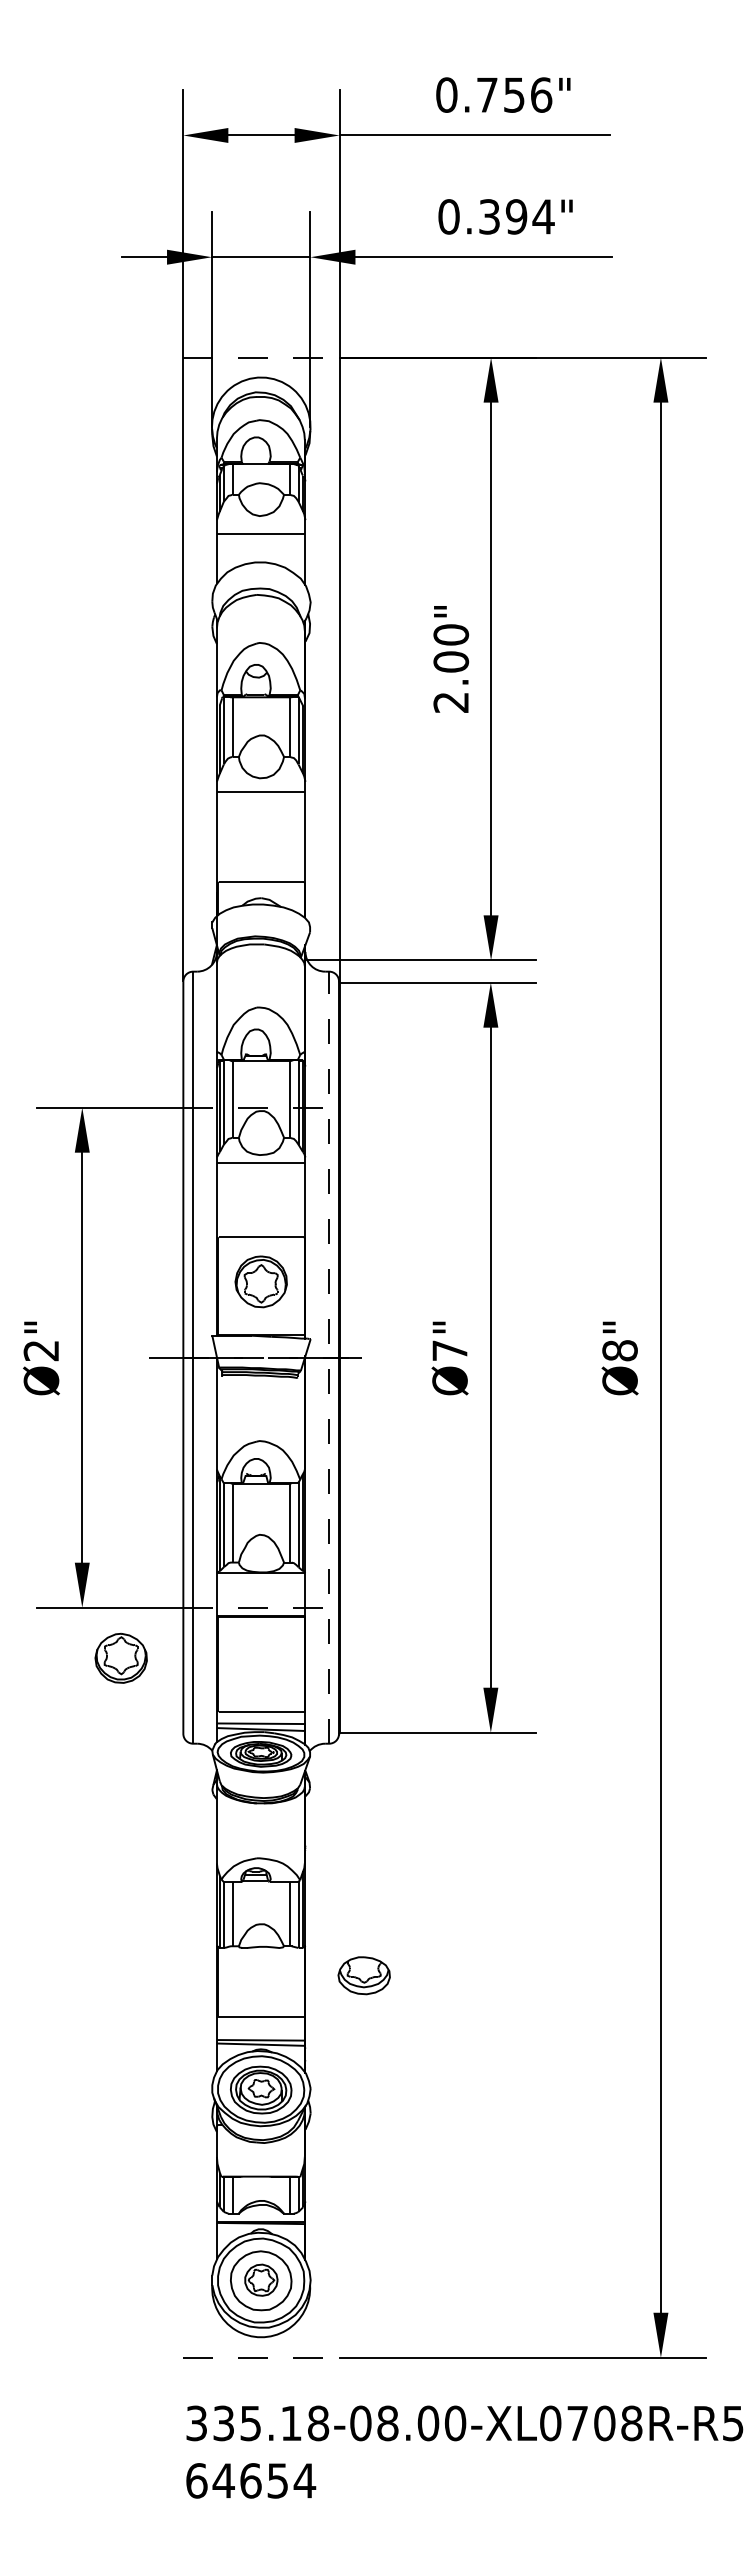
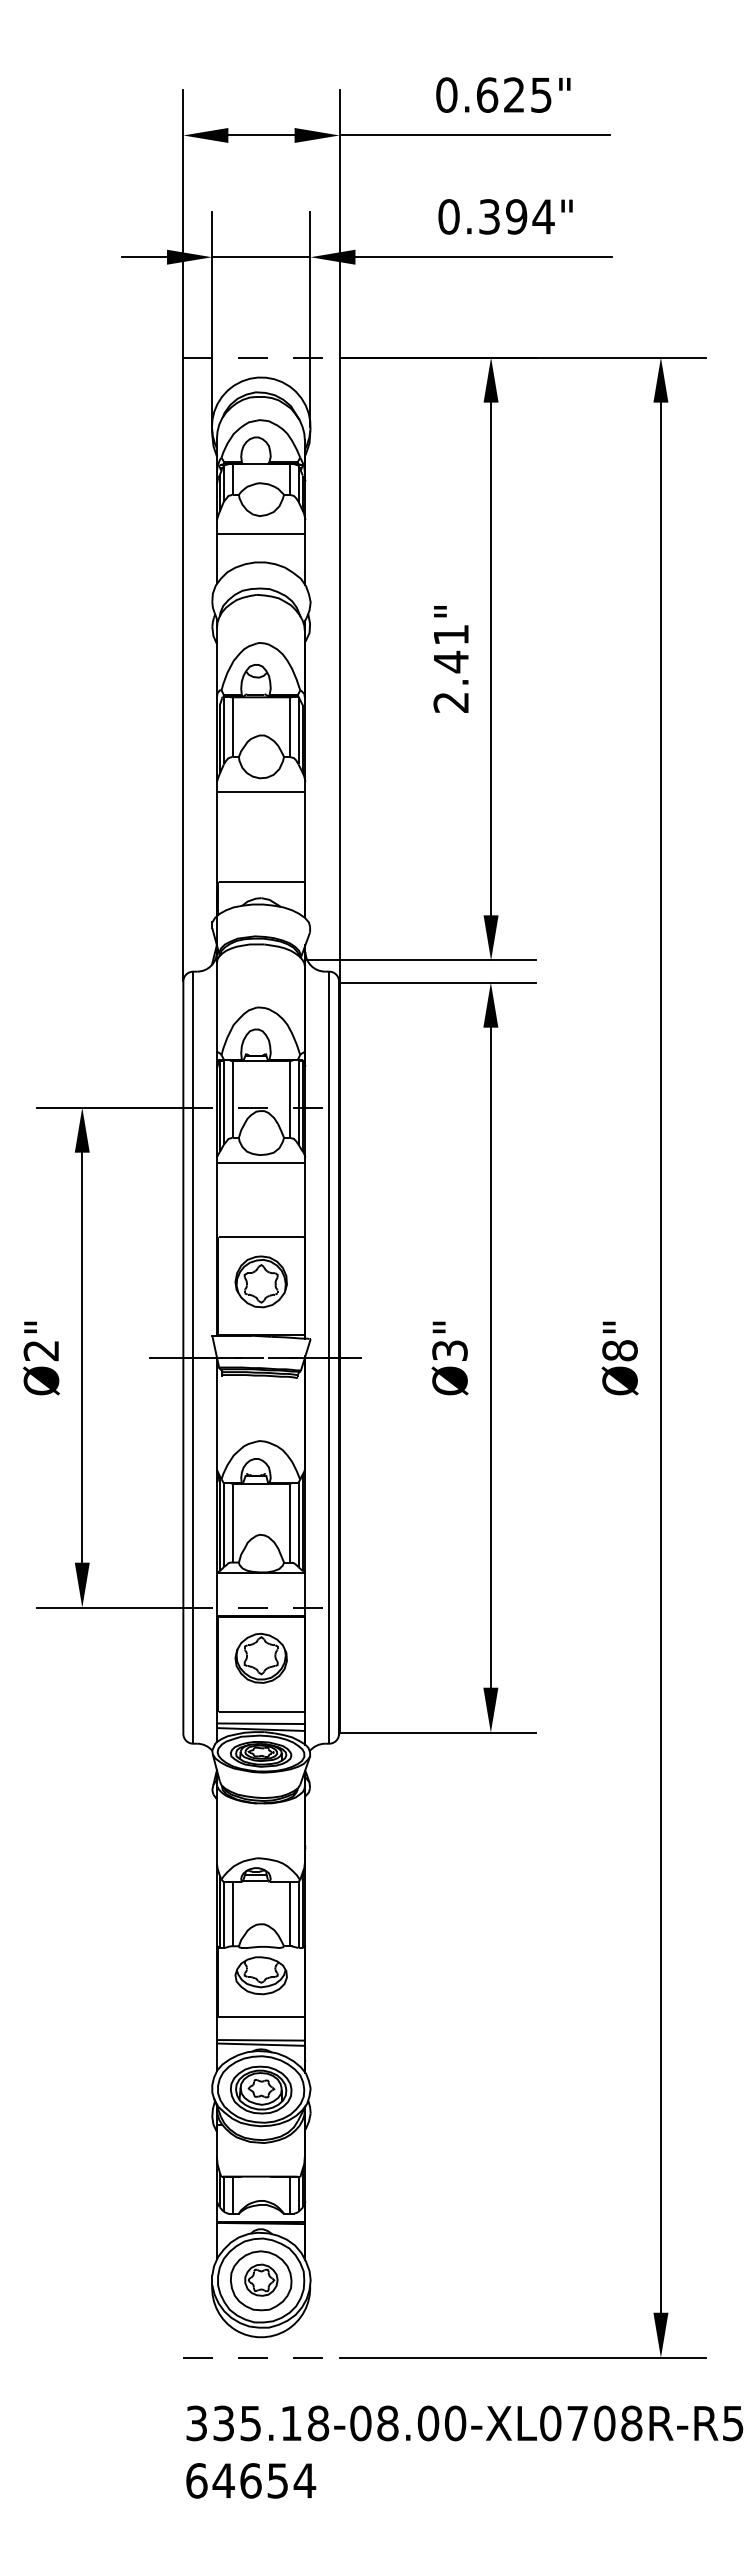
text: 0.756" -> 0.625" (514, 94)
text: 2.00" -> 2.41" (451, 648)
text: Ø7" -> Ø3" (449, 1350)
line: dashed -> solid (329, 1357)
part position: (120, 1657) -> (260, 1657) (260, 1657)
part position: (363, 1975) -> (260, 1975) (260, 1975)
